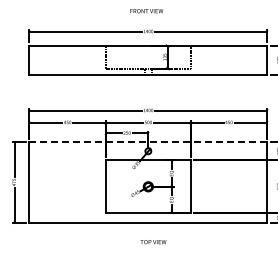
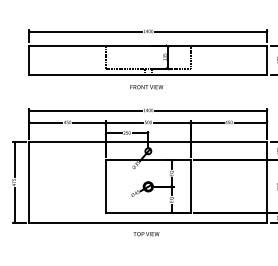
text position: (146, 11) -> (146, 87) (146, 87)
line: dashed -> solid (148, 142)
text position: (153, 242) -> (146, 234) (146, 234)
